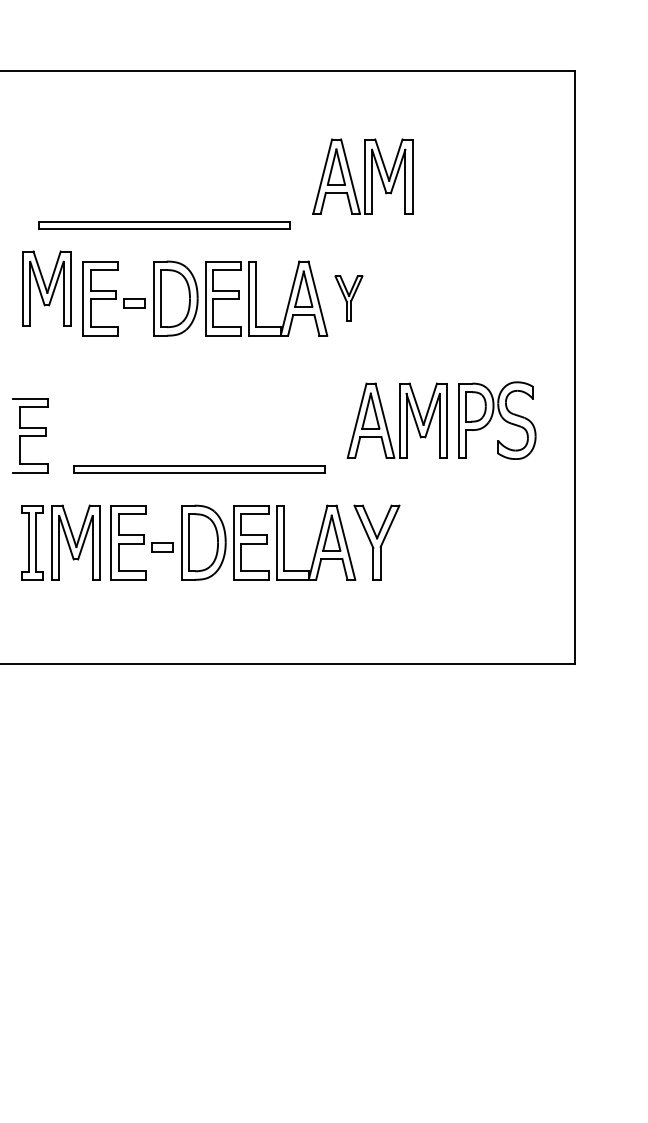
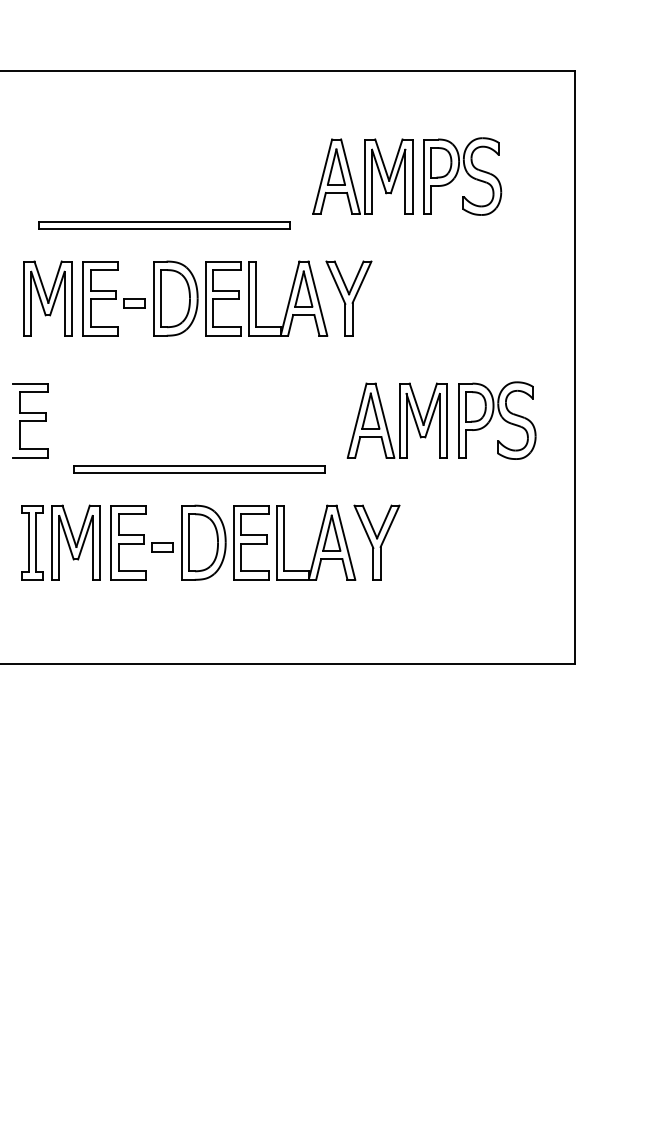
part: none -> present (462, 176)
part position: (46, 288) -> (47, 298) (47, 298)
part size: 30x47 px -> 48x77 px (348, 298)
part position: (30, 435) -> (30, 420) (30, 420)
